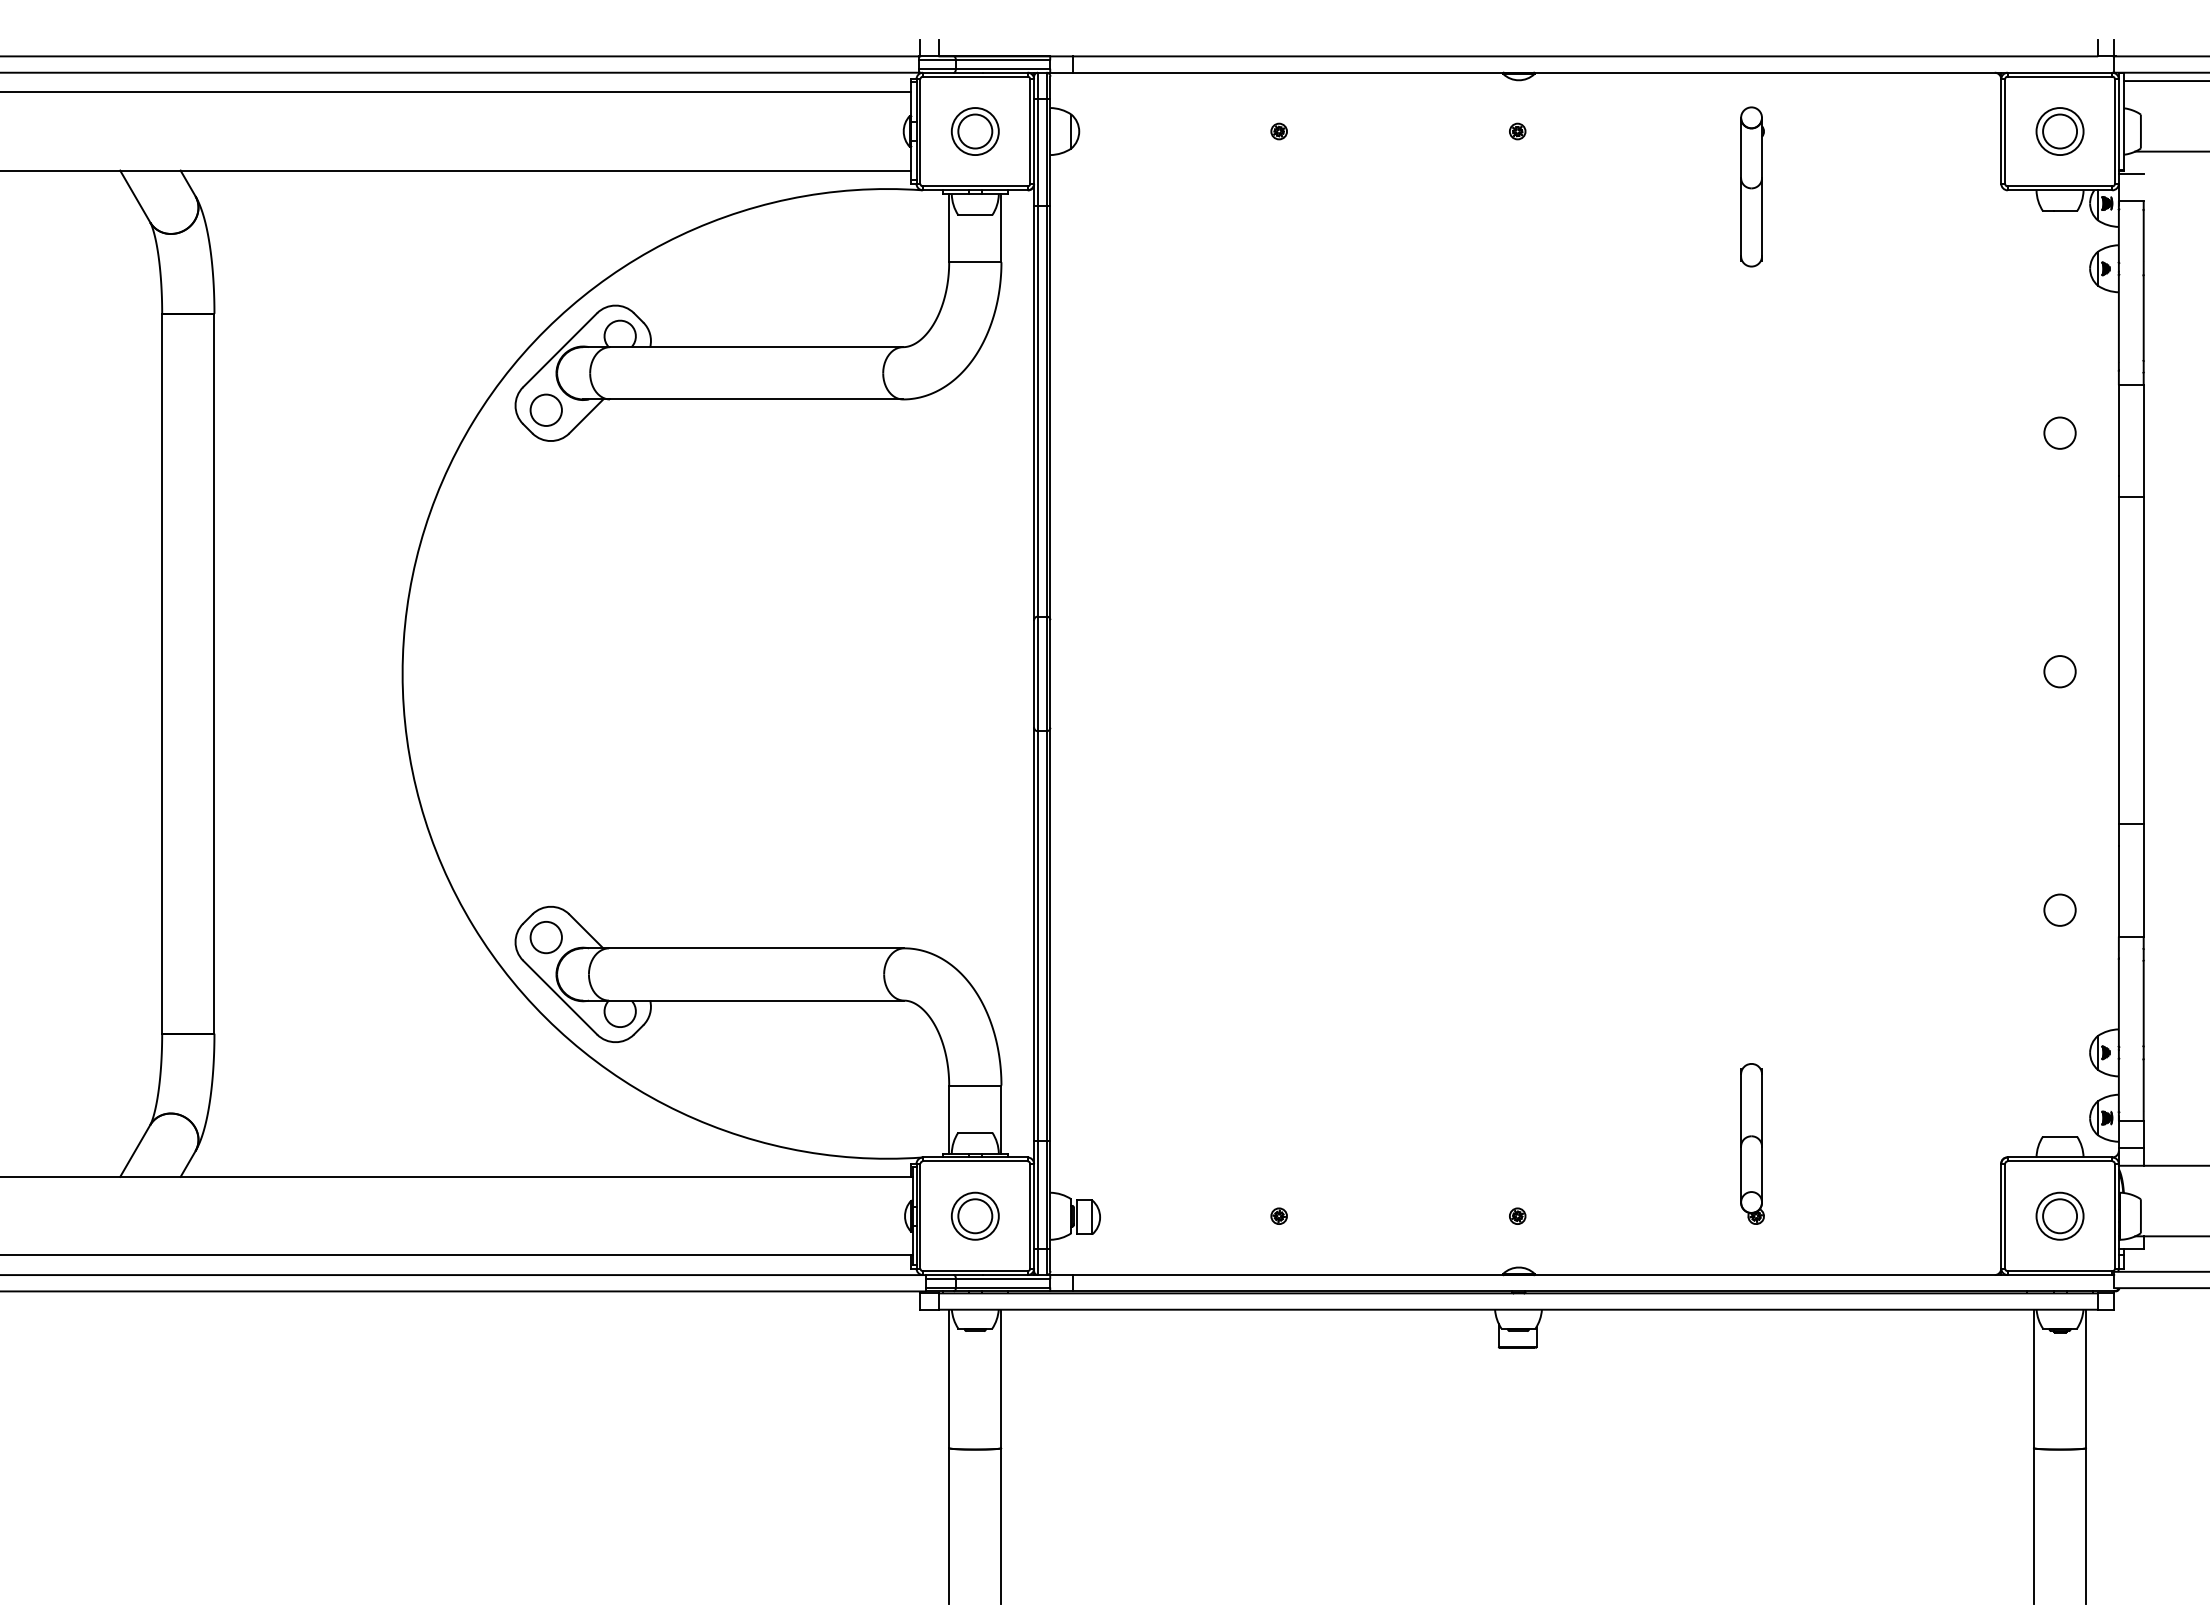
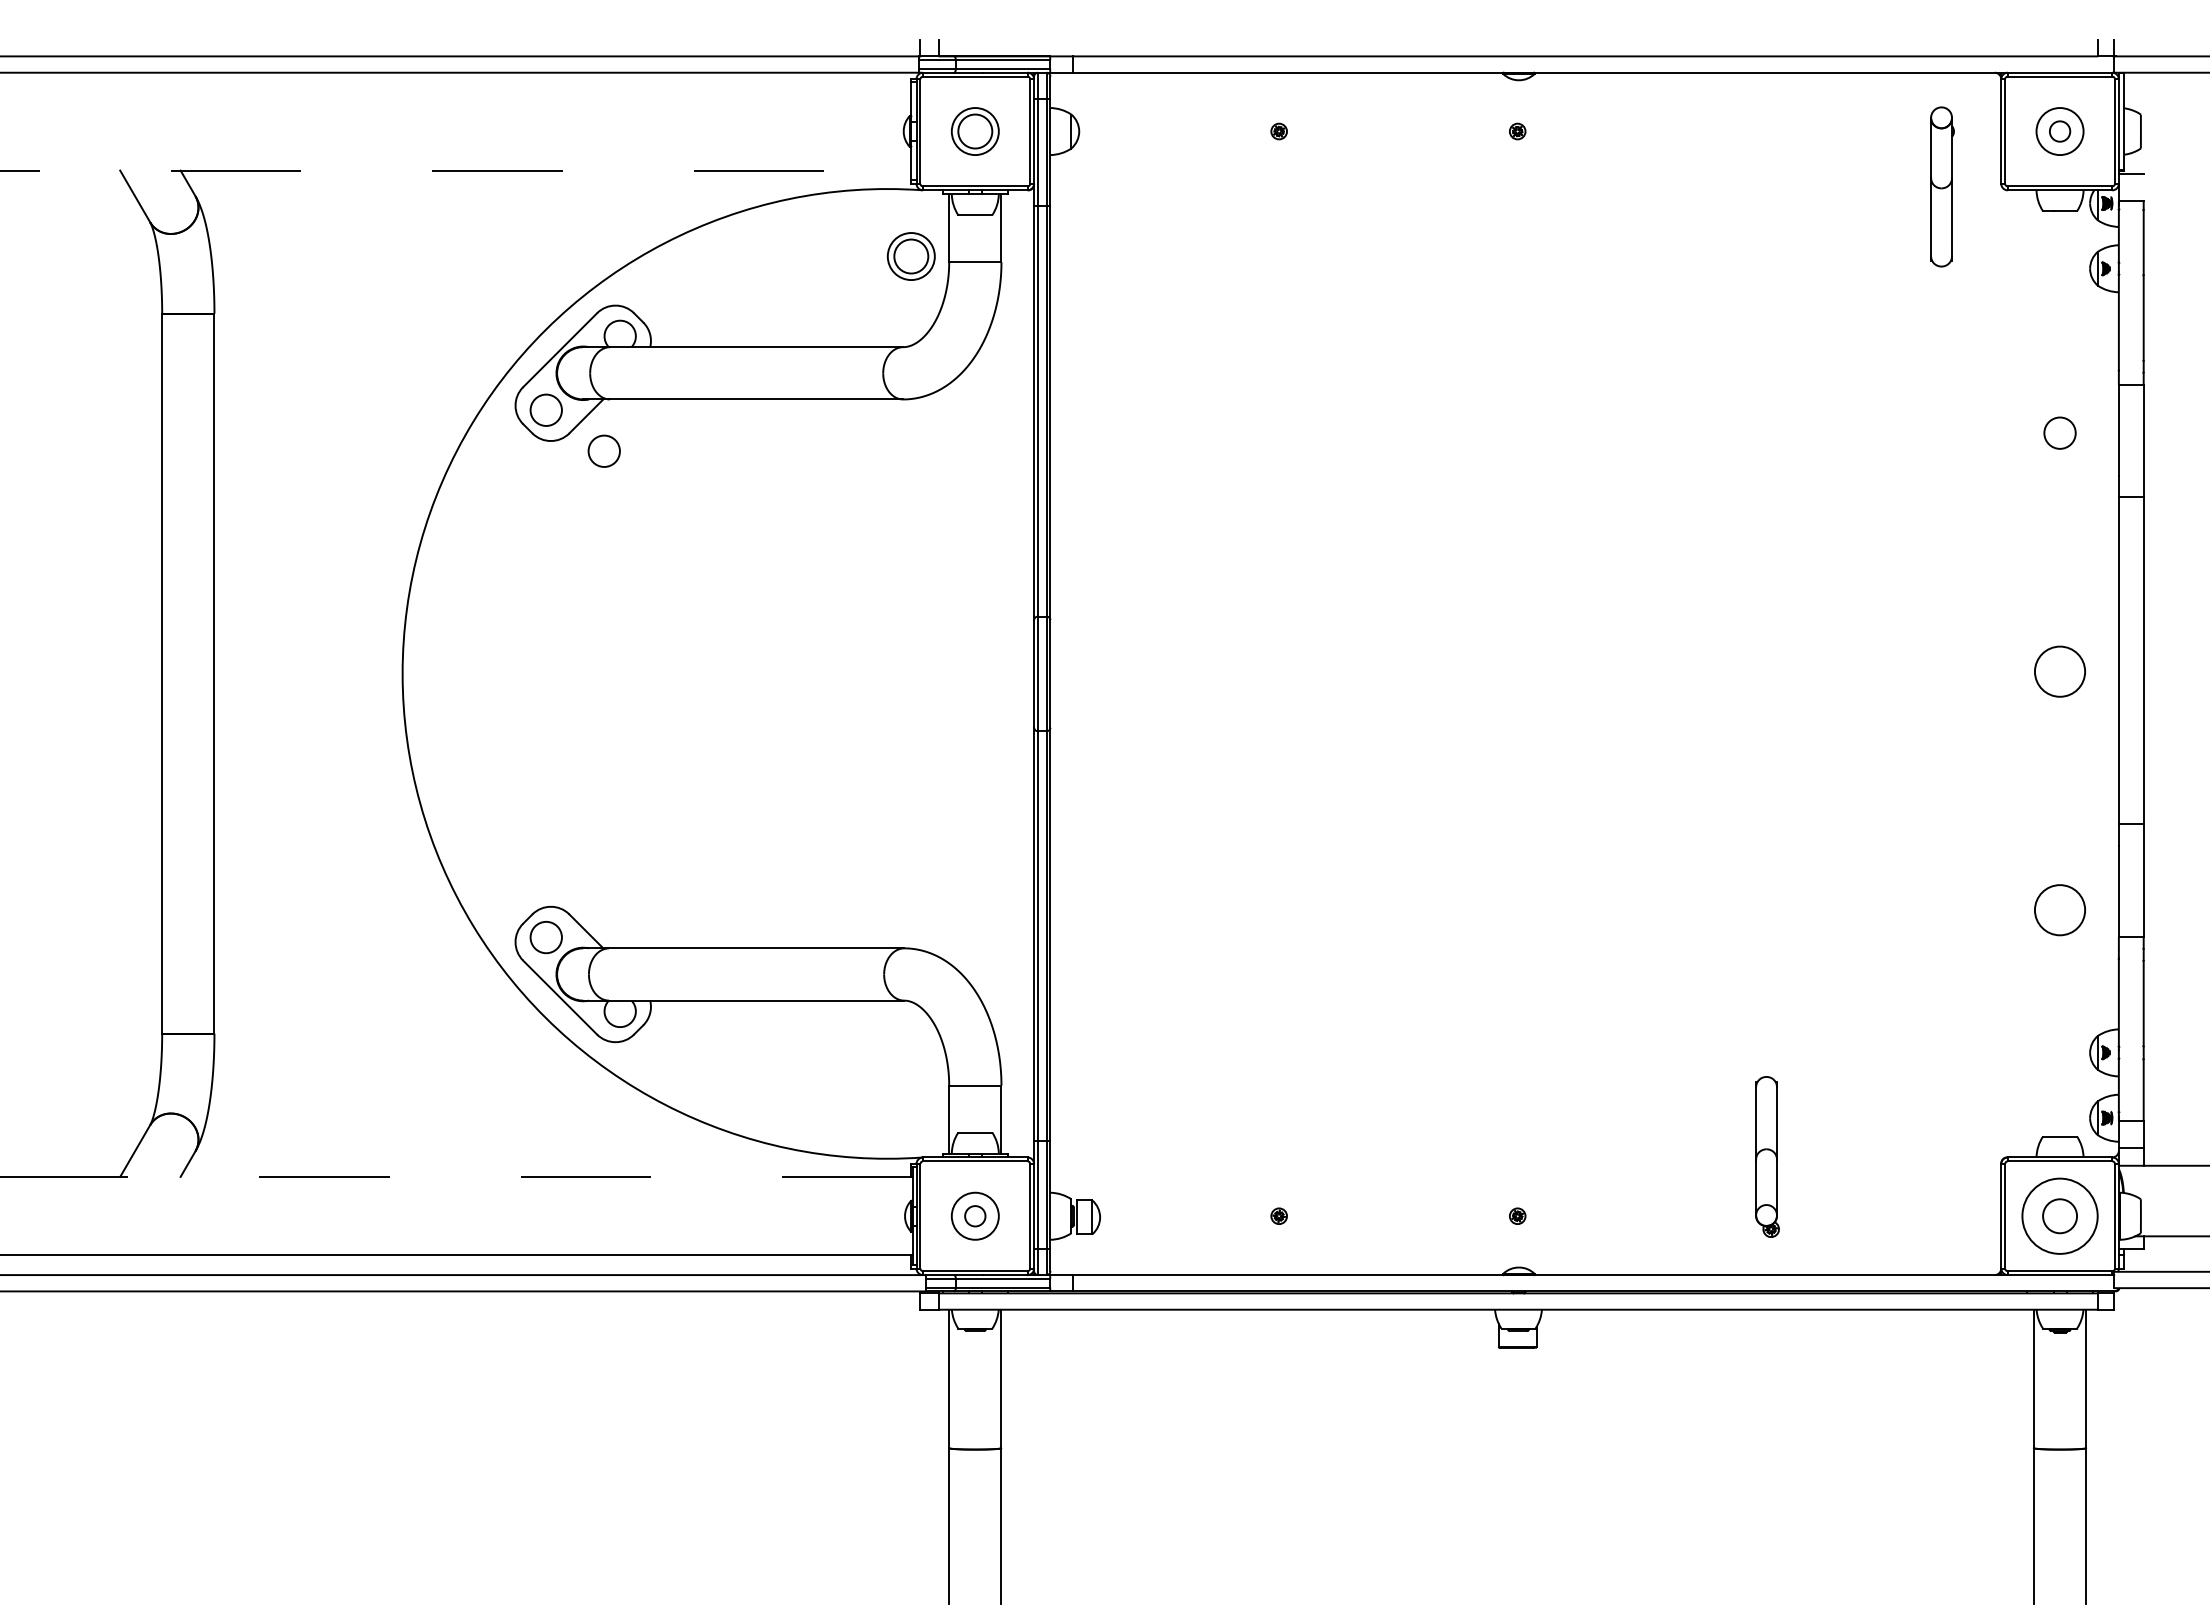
line: present -> none (2165, 81)
line: present -> none (456, 92)
circle diameter: 34 px -> 20 px (2059, 131)
line: present -> none (2170, 151)
line: solid -> dashed (456, 170)
part position: (1752, 186) -> (1942, 186) (1942, 186)
part: none -> present (910, 256)
circle: none -> present (603, 450)
circle diameter: 31 px -> 50 px (2059, 671)
circle diameter: 31 px -> 50 px (2059, 910)
part position: (1752, 1143) -> (1767, 1156) (1767, 1156)
line: solid -> dashed (456, 1176)
circle diameter: 47 px -> 75 px (2059, 1215)
circle diameter: 34 px -> 20 px (975, 1216)
